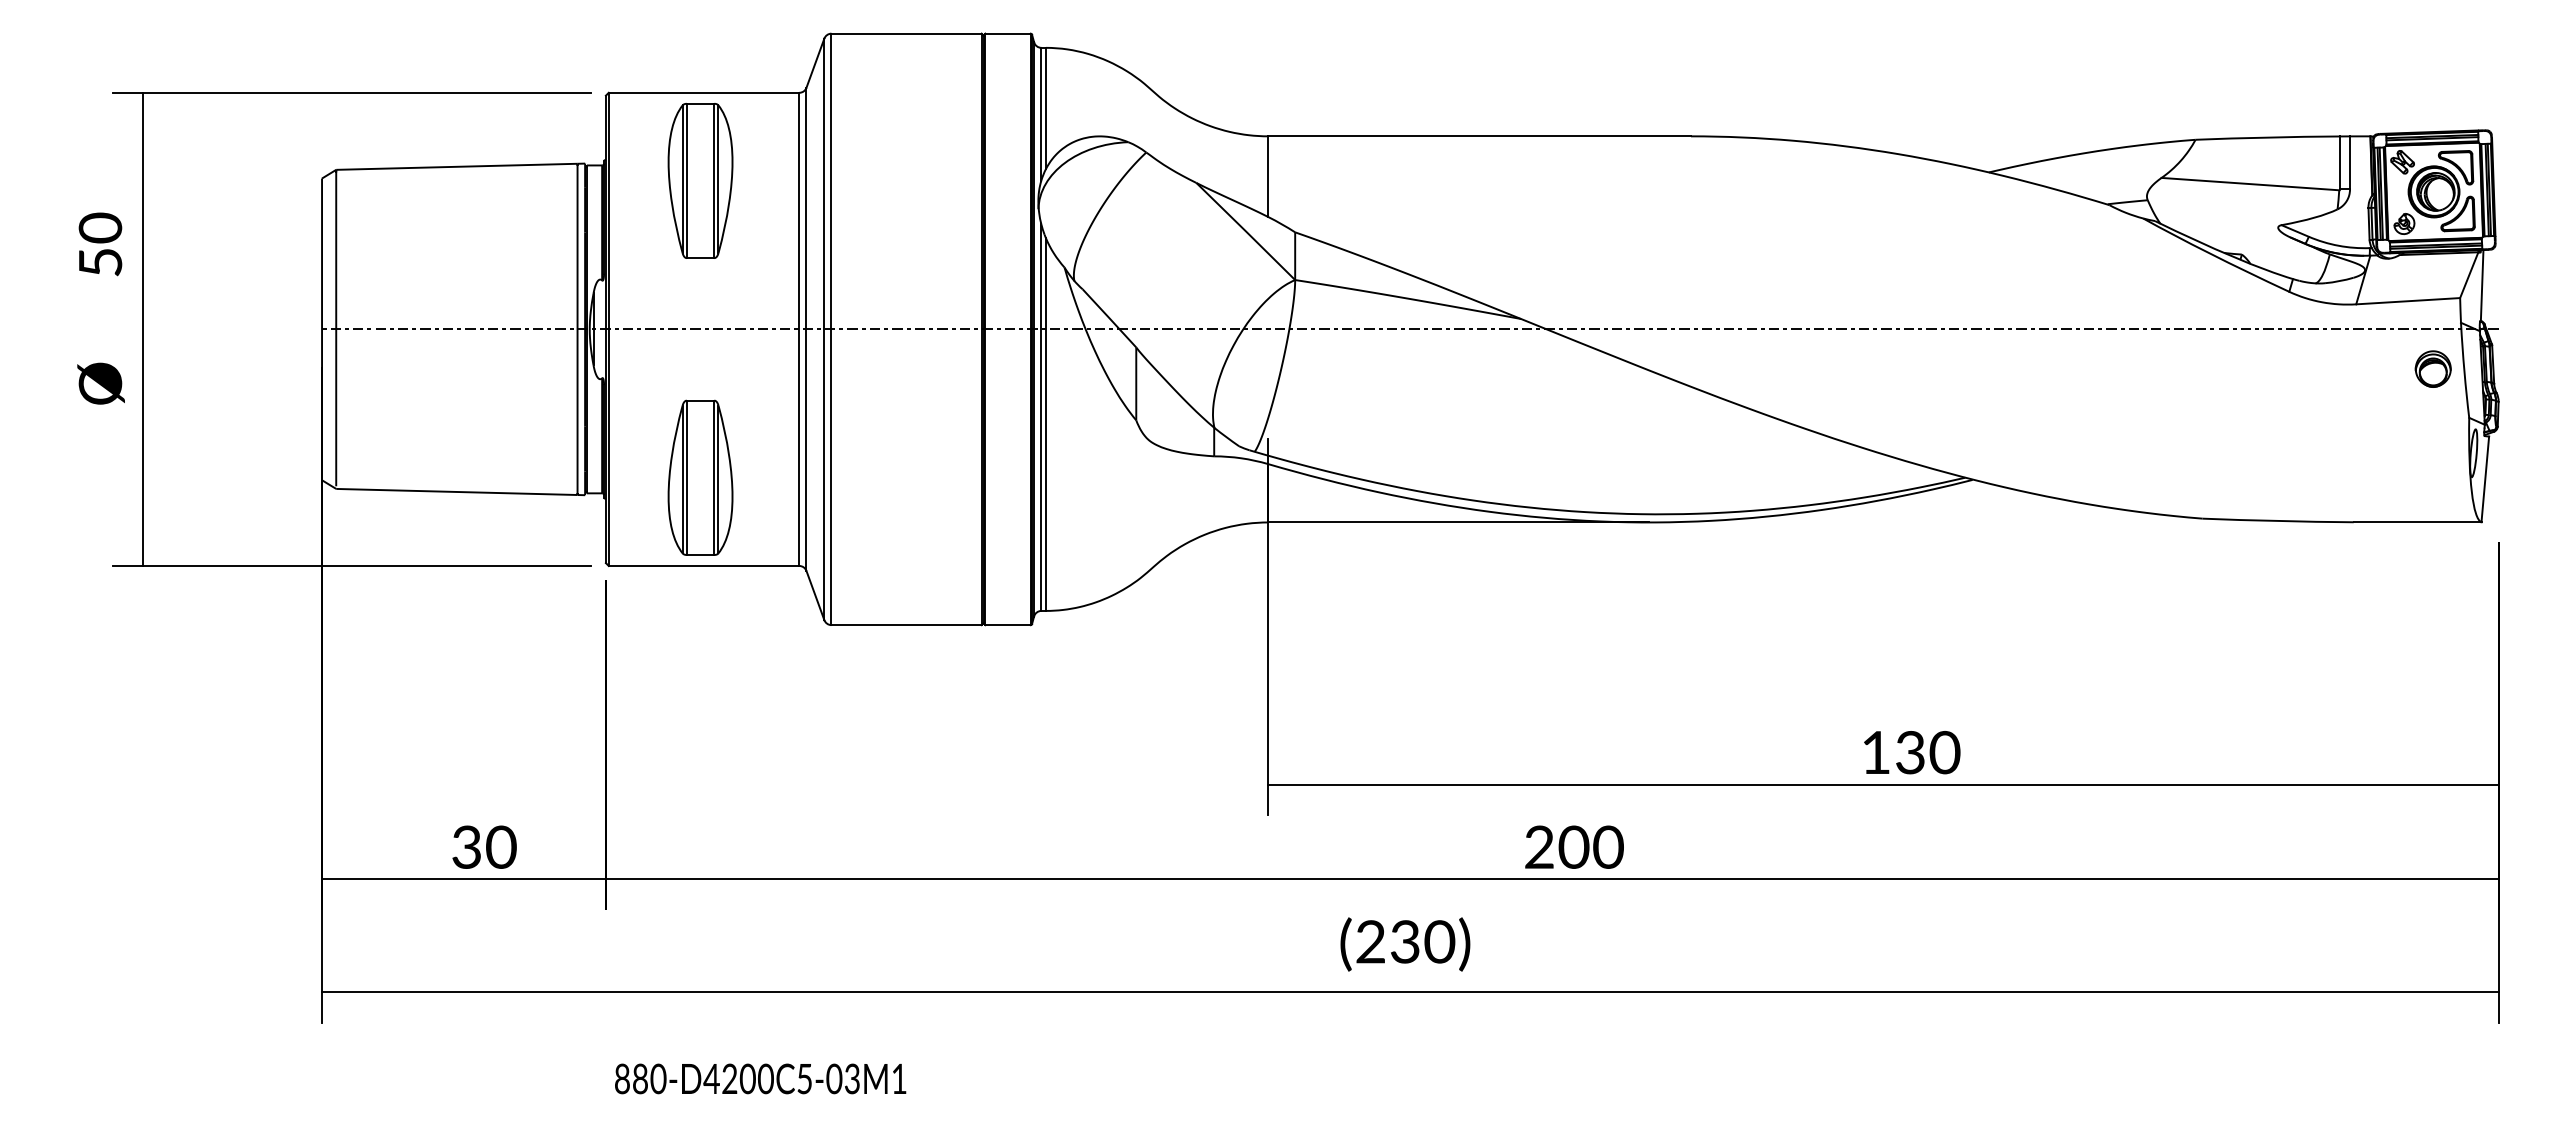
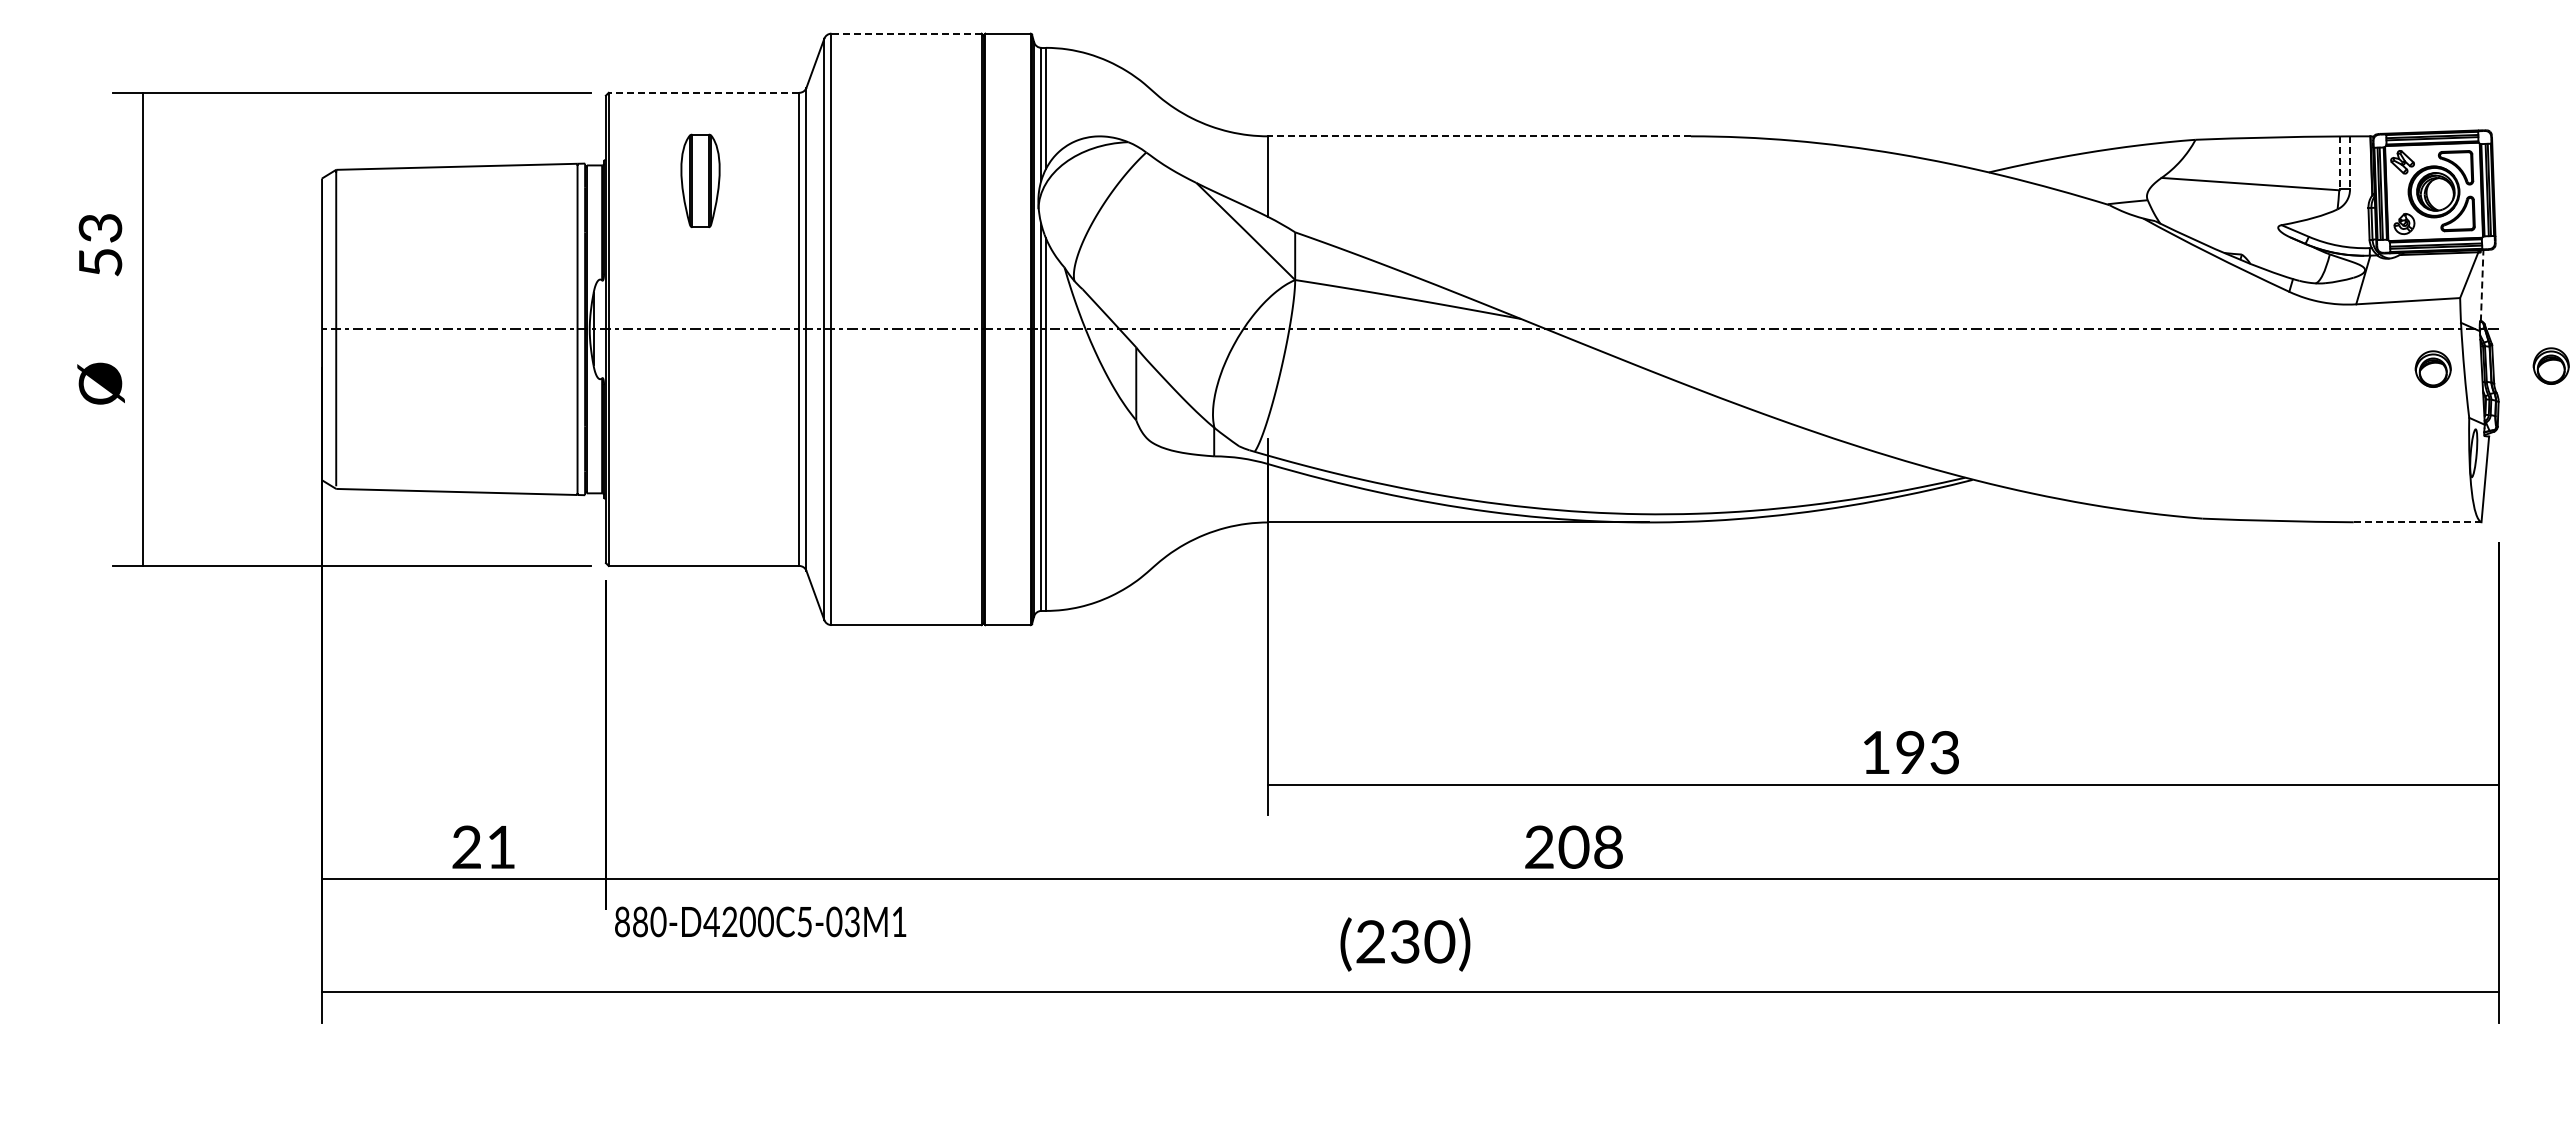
line: solid -> dashed (906, 33)
line: solid -> dashed (703, 92)
line: solid -> dashed (1479, 136)
line: solid -> dashed (2340, 163)
line: solid -> dashed (2350, 163)
part size: 67x156 px -> 41x96 px (700, 180)
text: 50 -> 53 (100, 227)
line: solid -> dashed (2482, 285)
part: none -> present (2550, 365)
part: present -> none (700, 477)
line: solid -> dashed (2417, 522)
text: 130 -> 193 (1928, 752)
text: 30 -> 21 (484, 846)
text: 200 -> 208 (1608, 846)
text position: (760, 1078) -> (760, 921) (760, 921)
